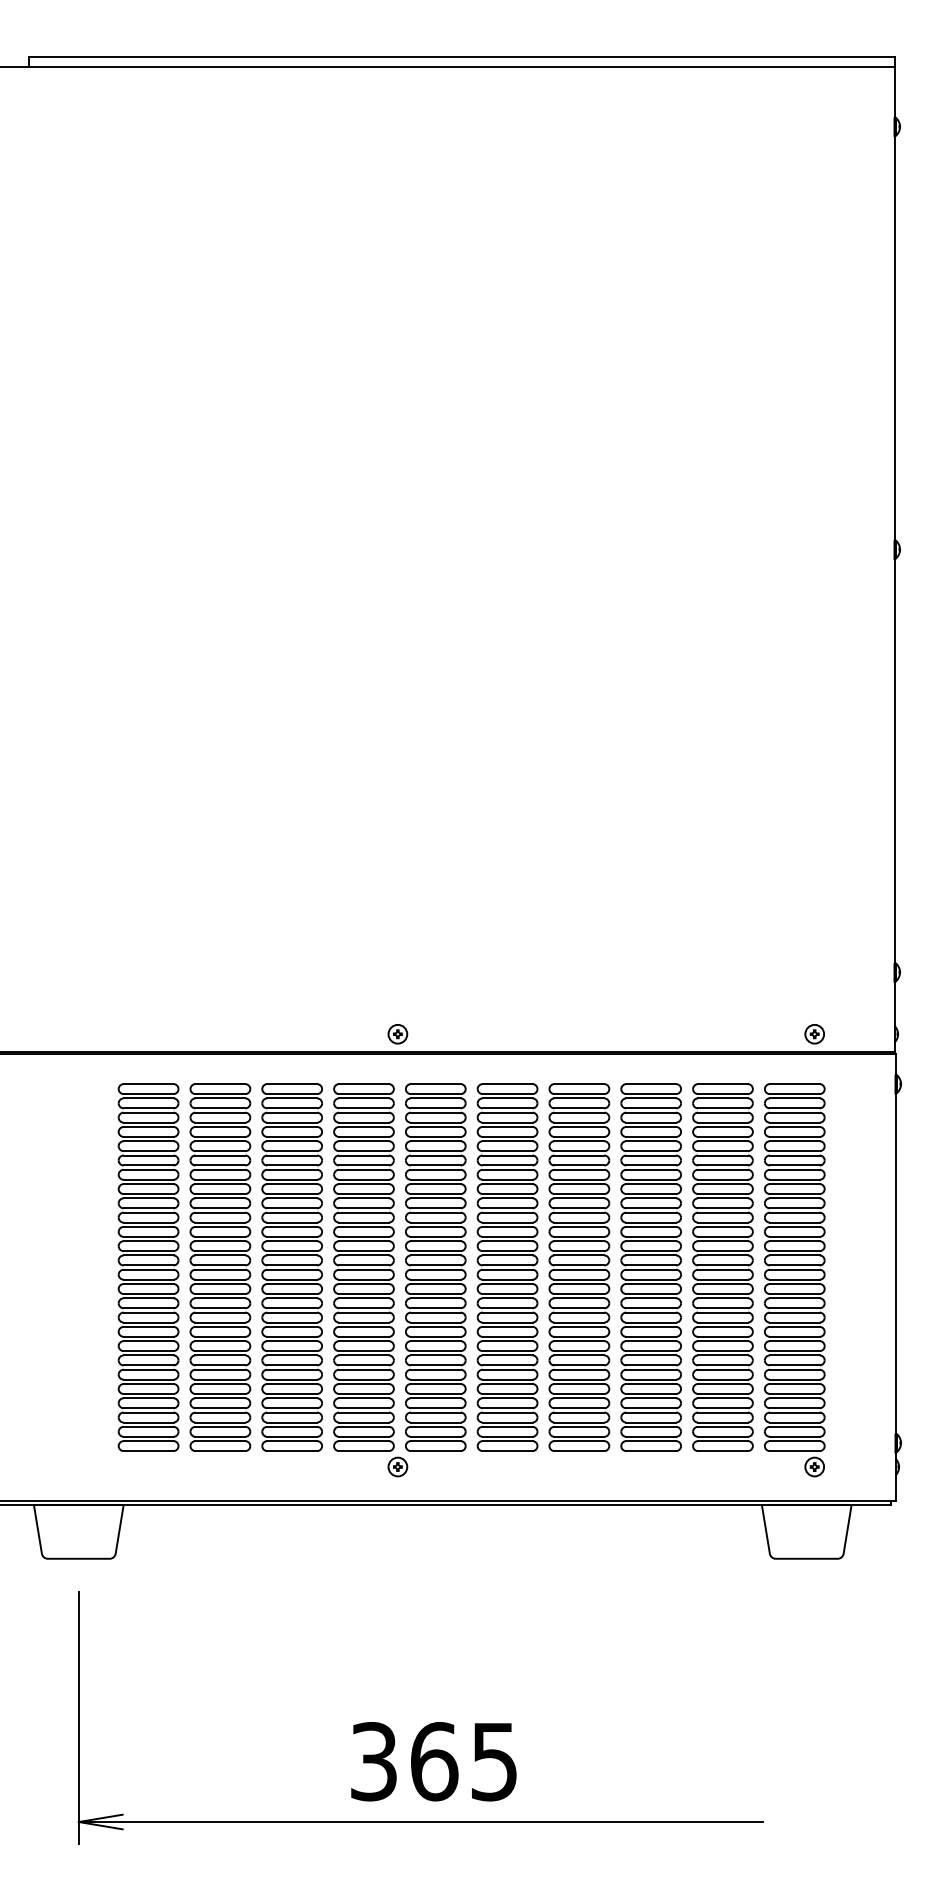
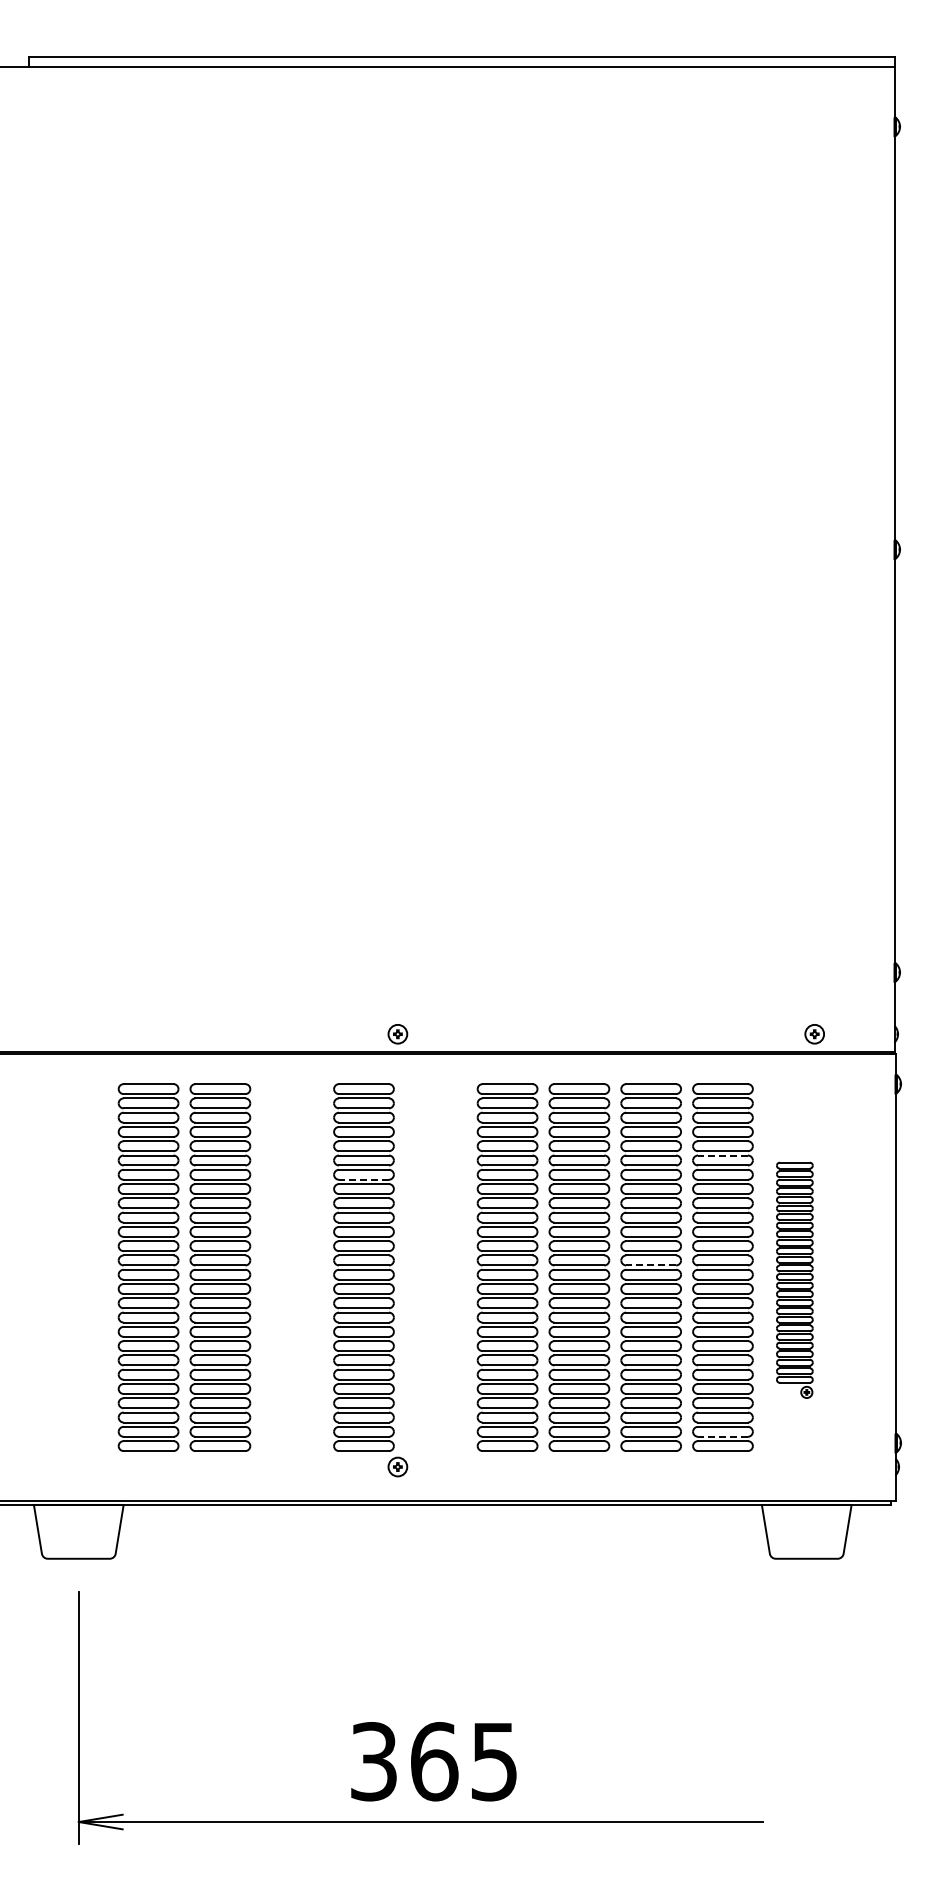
line: solid -> dashed (722, 1155)
line: solid -> dashed (364, 1179)
line: solid -> dashed (651, 1265)
part: present -> none (291, 1267)
part: present -> none (435, 1267)
part size: 62x395 px -> 38x238 px (794, 1279)
line: solid -> dashed (722, 1436)
